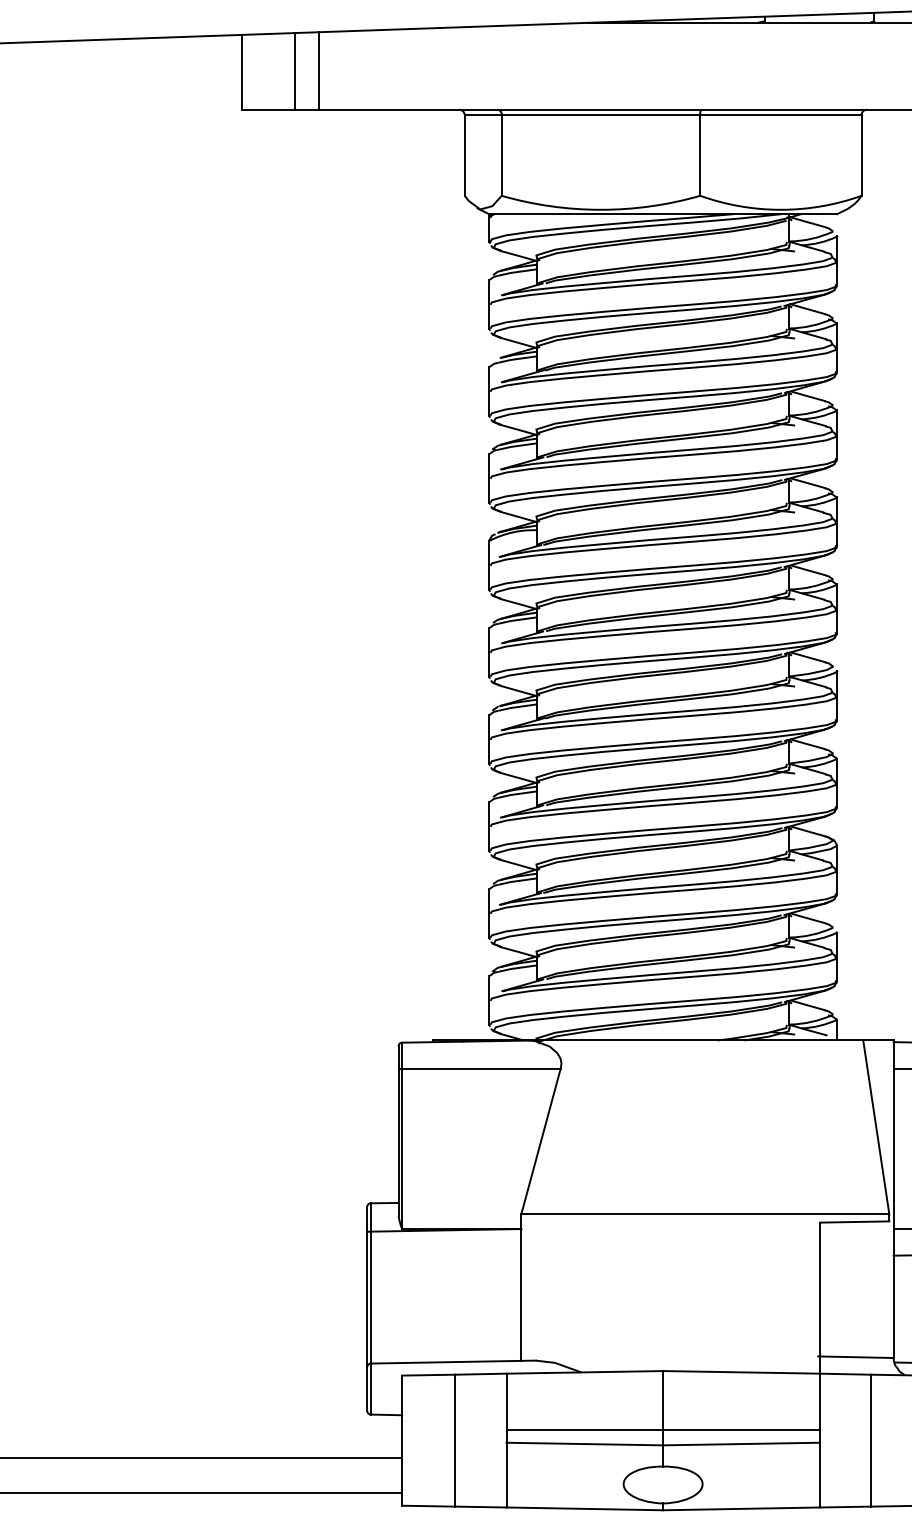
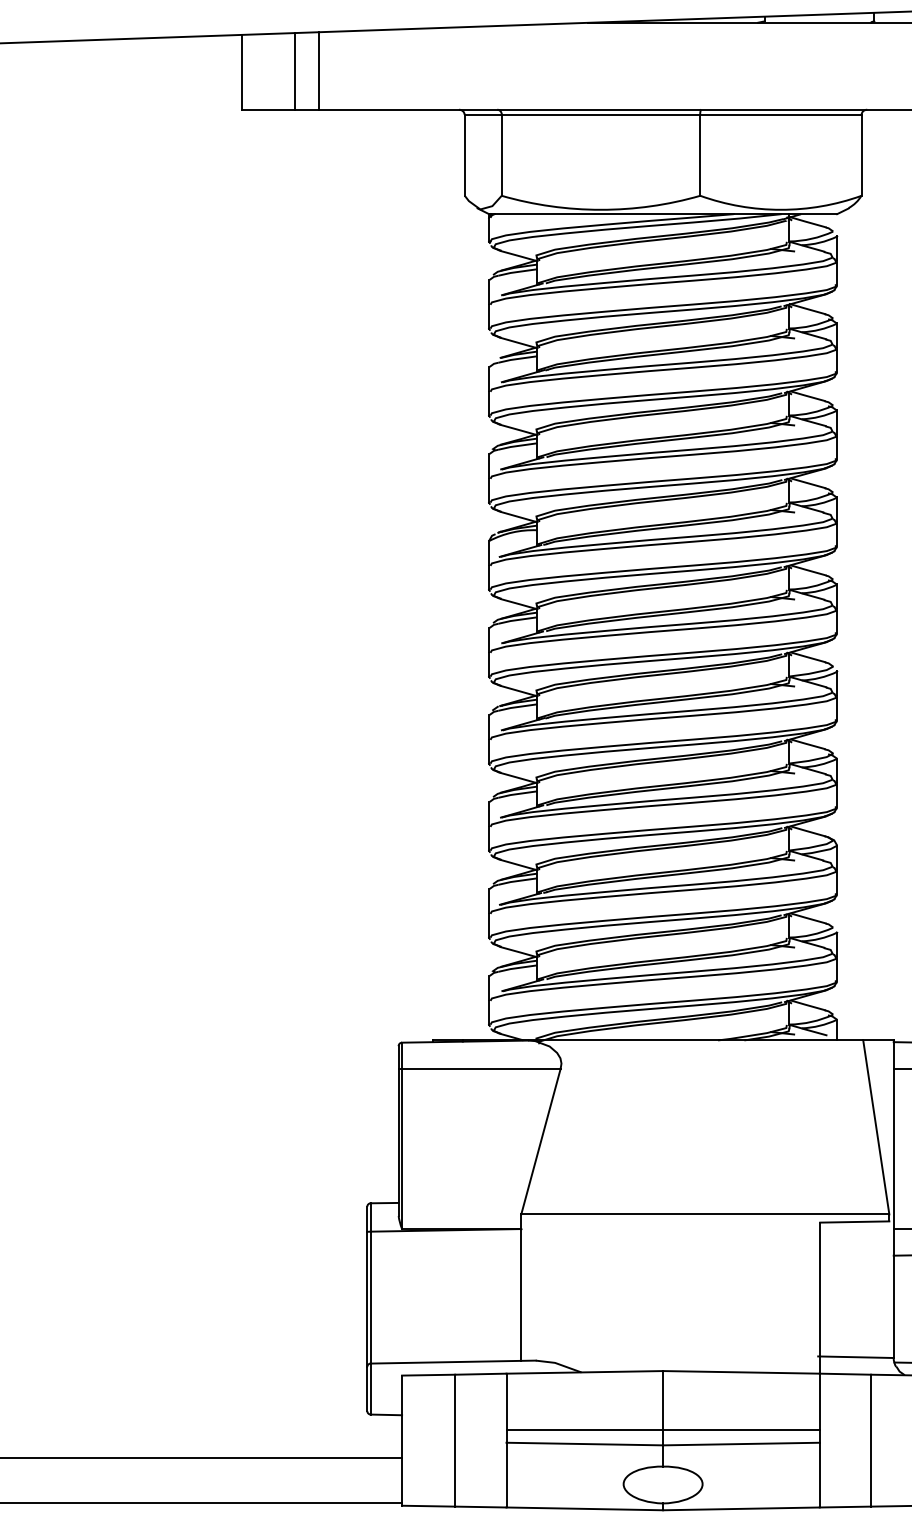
line position: (202, 1492) -> (202, 1502) (202, 1502)
